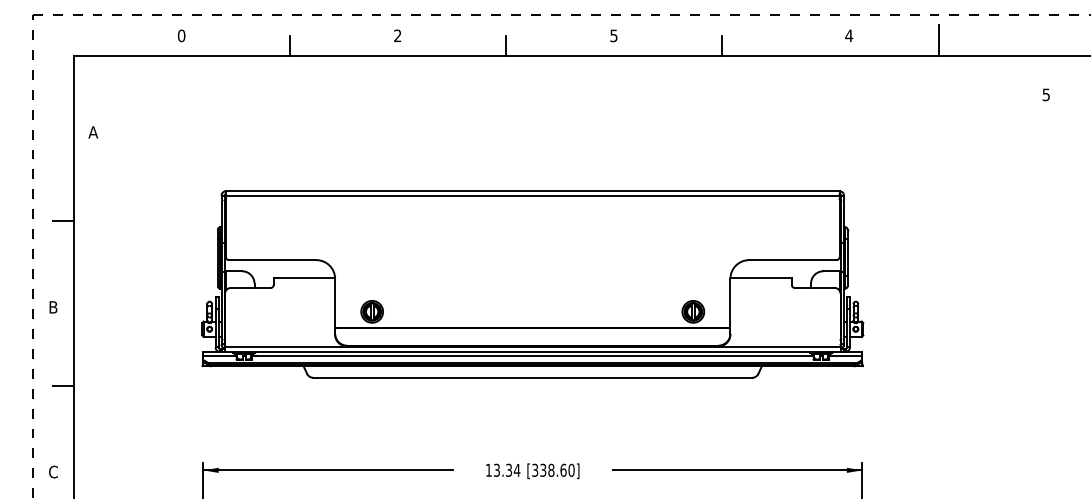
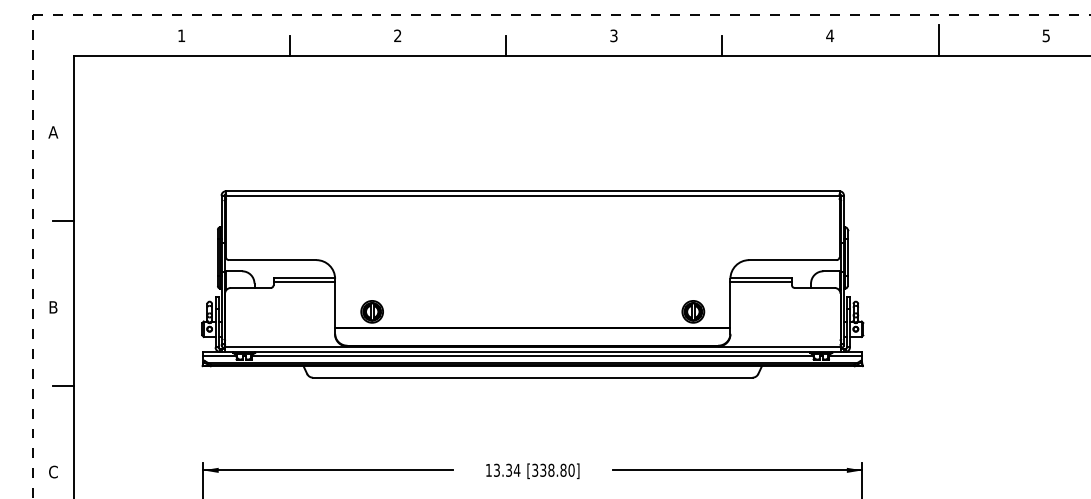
text: 0 -> 1 (181, 35)
text: 5 -> 3 (613, 35)
text position: (849, 35) -> (830, 35) (830, 35)
text position: (1045, 94) -> (1045, 35) (1045, 35)
text position: (93, 132) -> (53, 132) (53, 132)
line: none -> present (304, 282)
line: none -> present (760, 282)
text: [338.60] -> [338.80] (563, 469)
